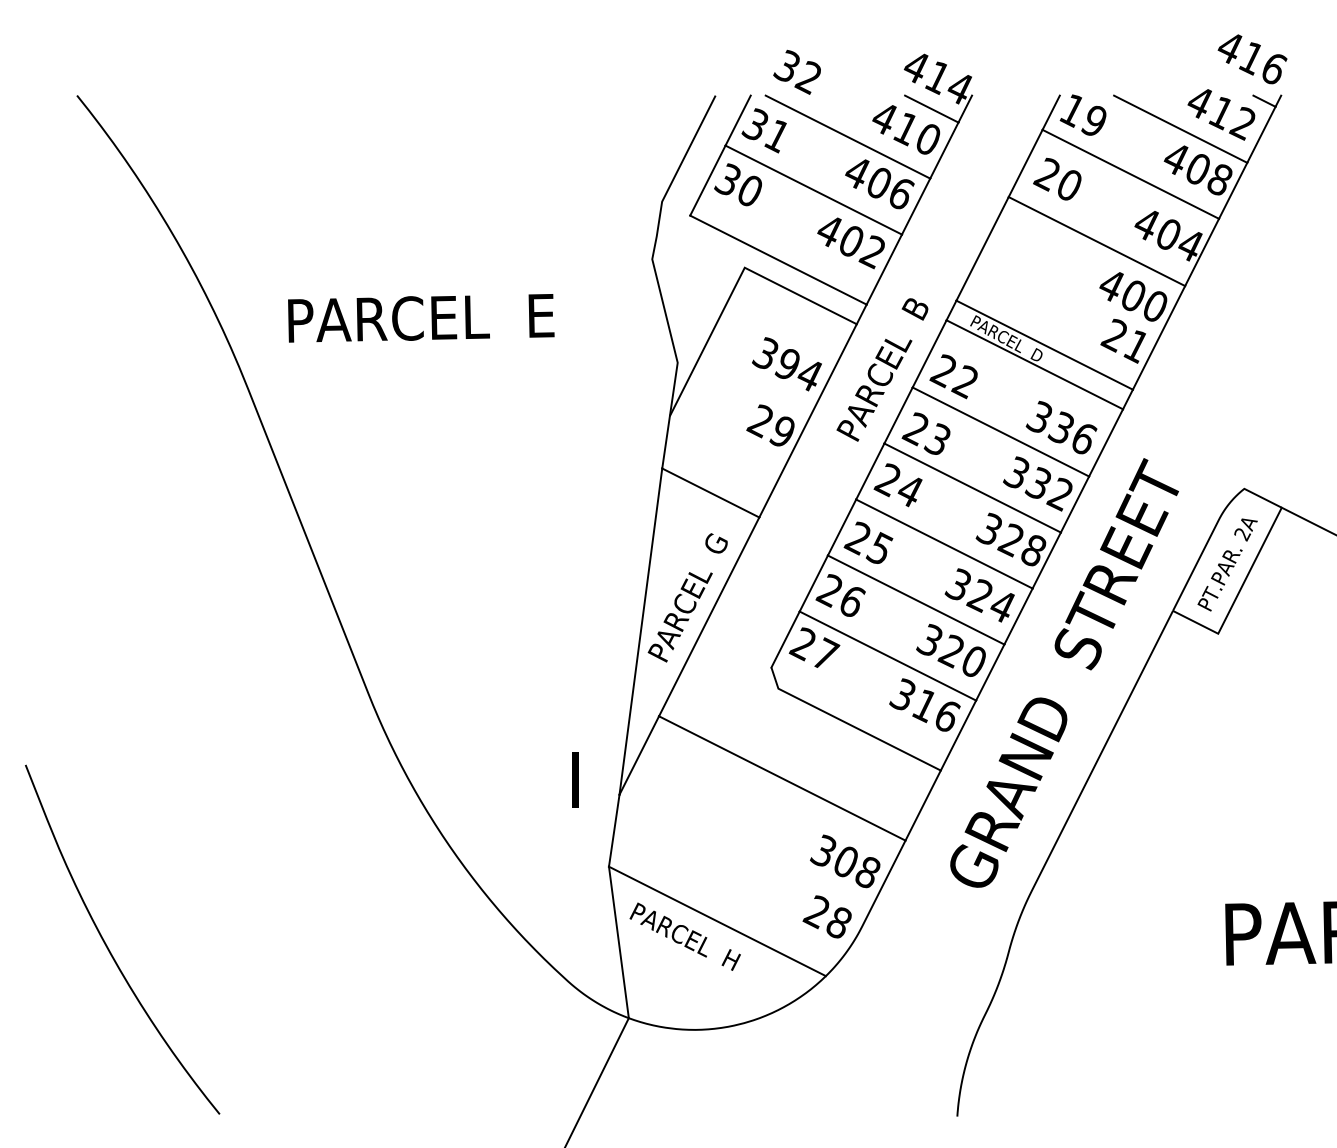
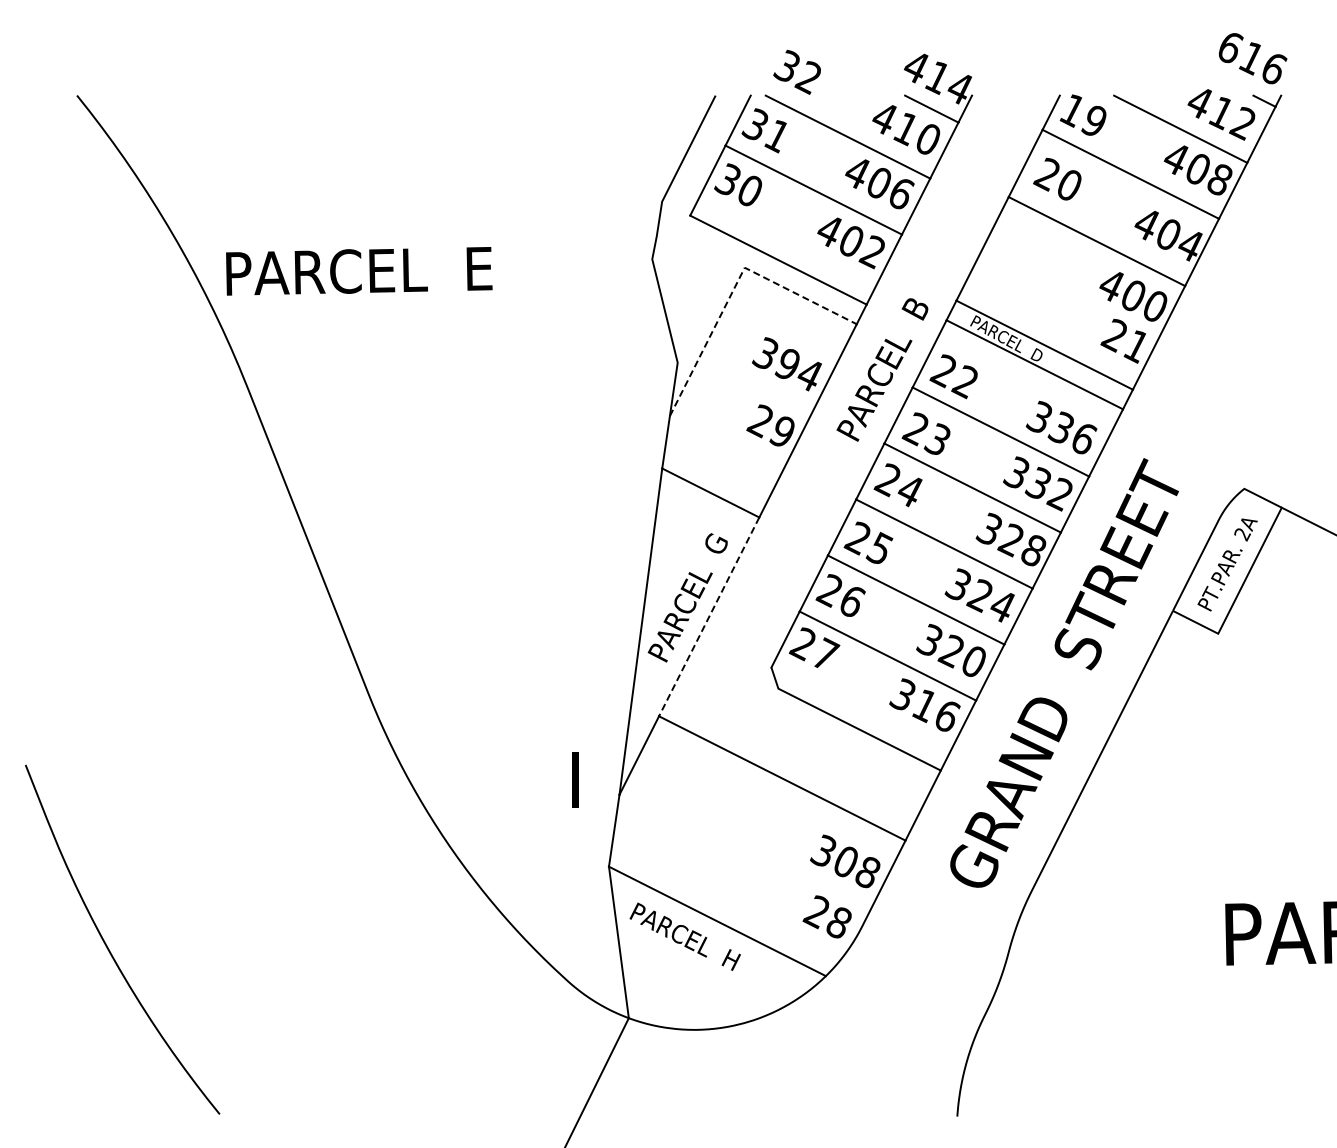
text: 416 -> 616 (1230, 48)
line: solid -> dashed (735, 285)
text position: (421, 318) -> (359, 271) (359, 271)
line: solid -> dashed (708, 617)
